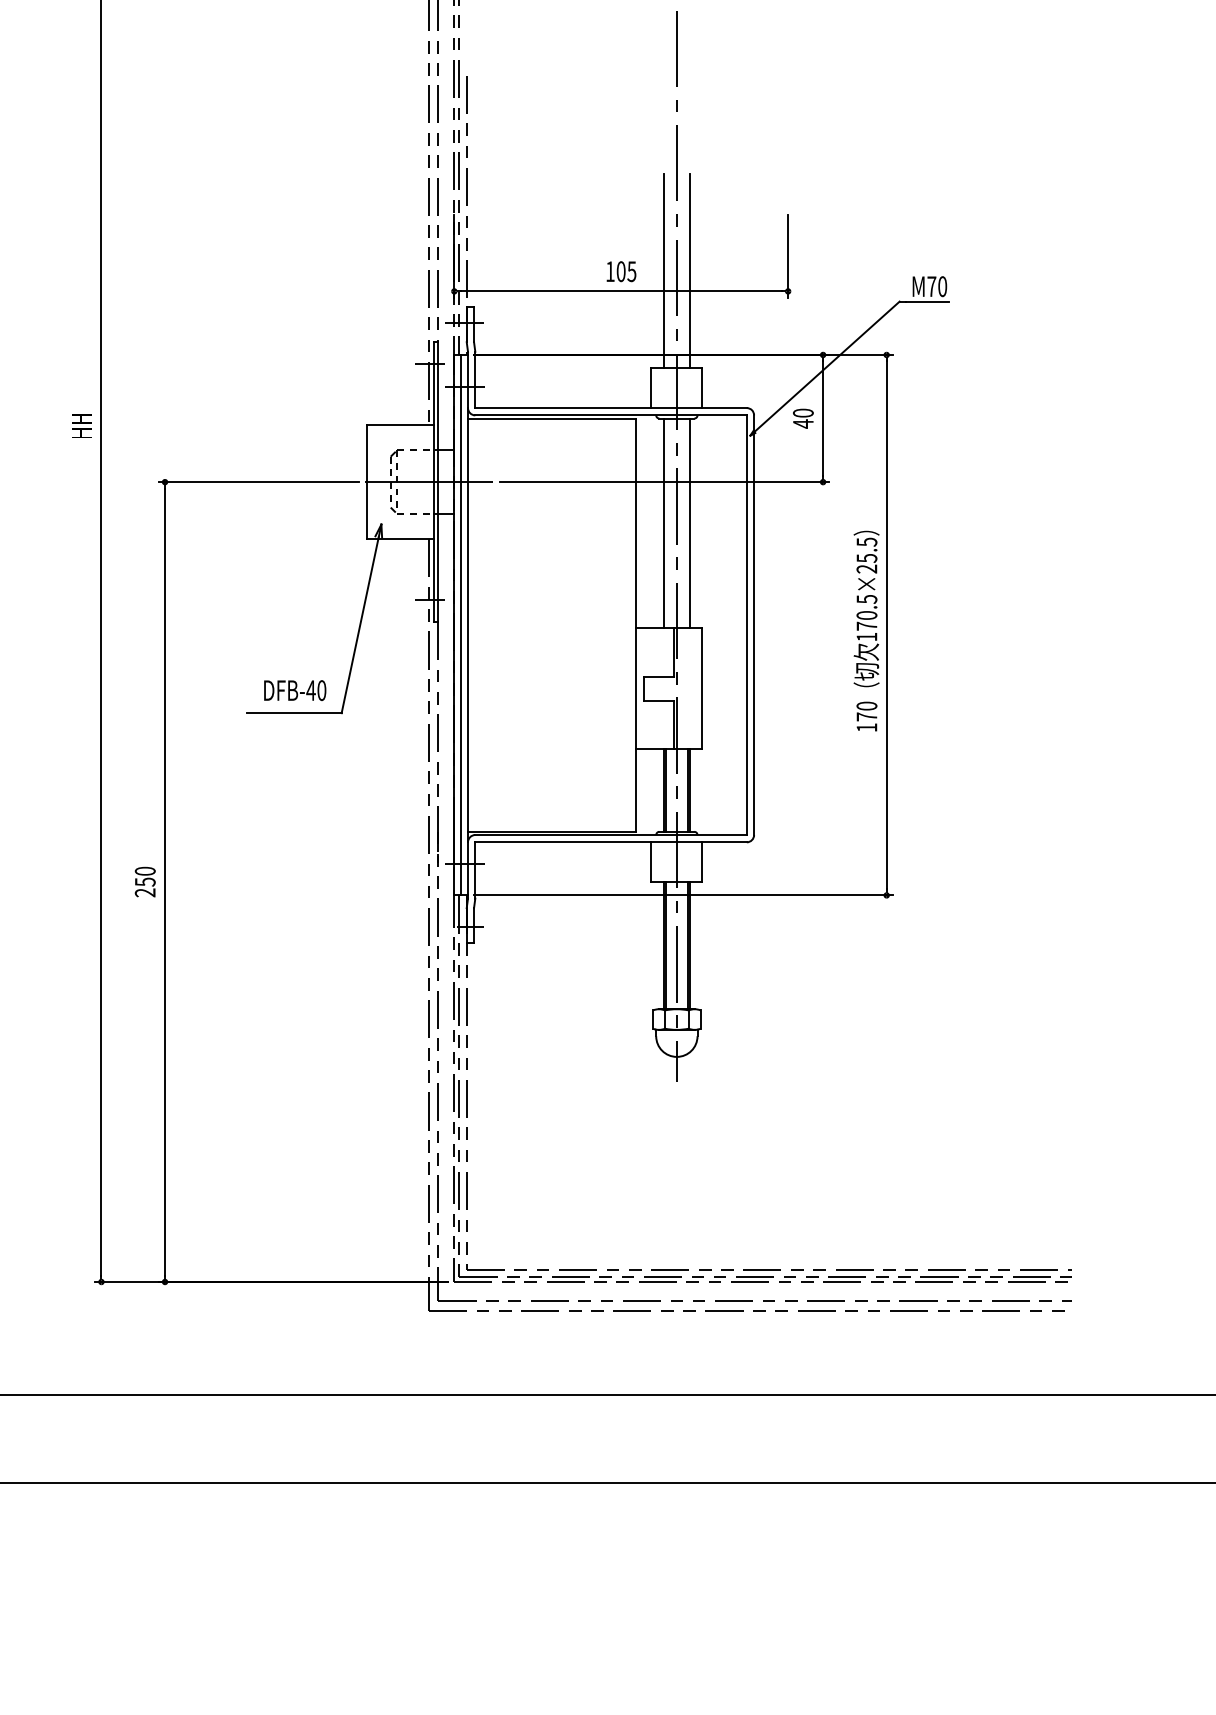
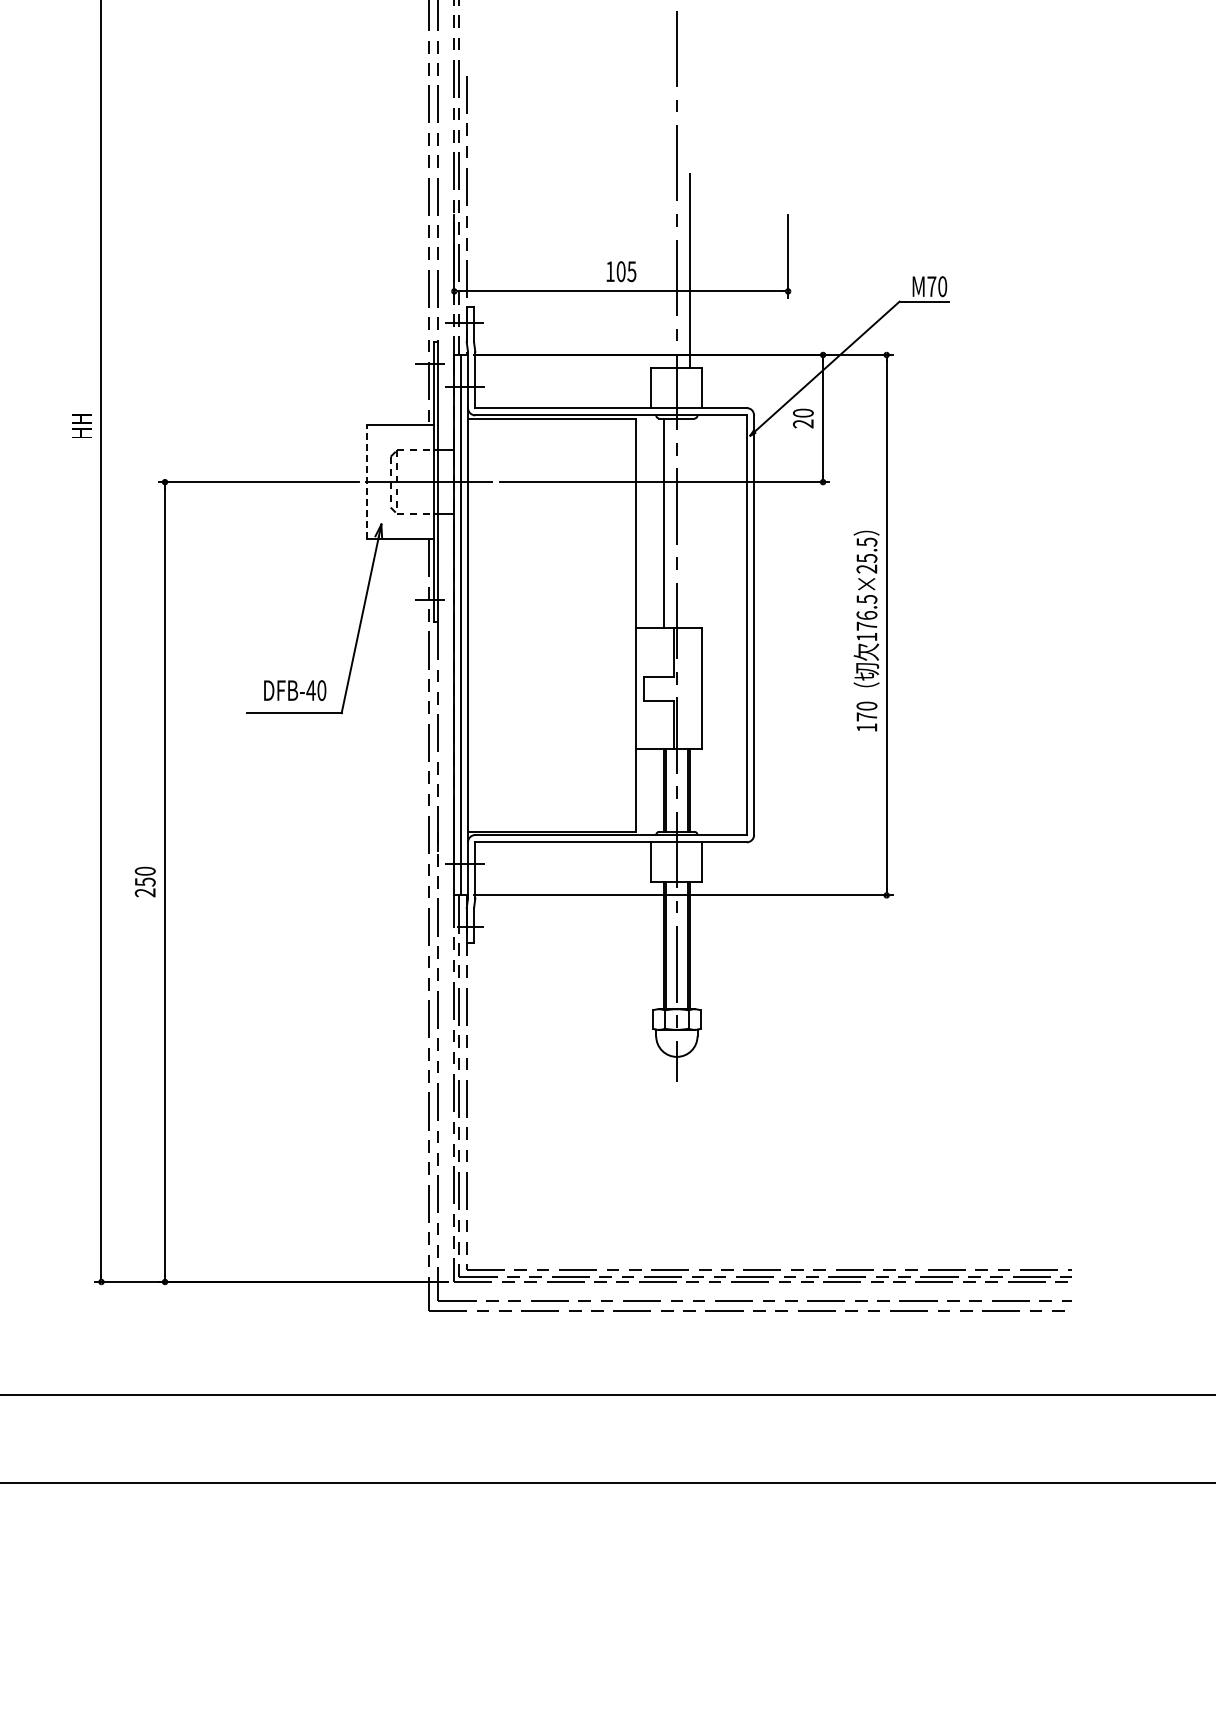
line: present -> none (664, 271)
text: 40 -> 20 (802, 423)
line: solid -> dashed (366, 481)
line: present -> none (689, 523)
text: 170.5×25.5 -> 176.5×25.5 (866, 615)
